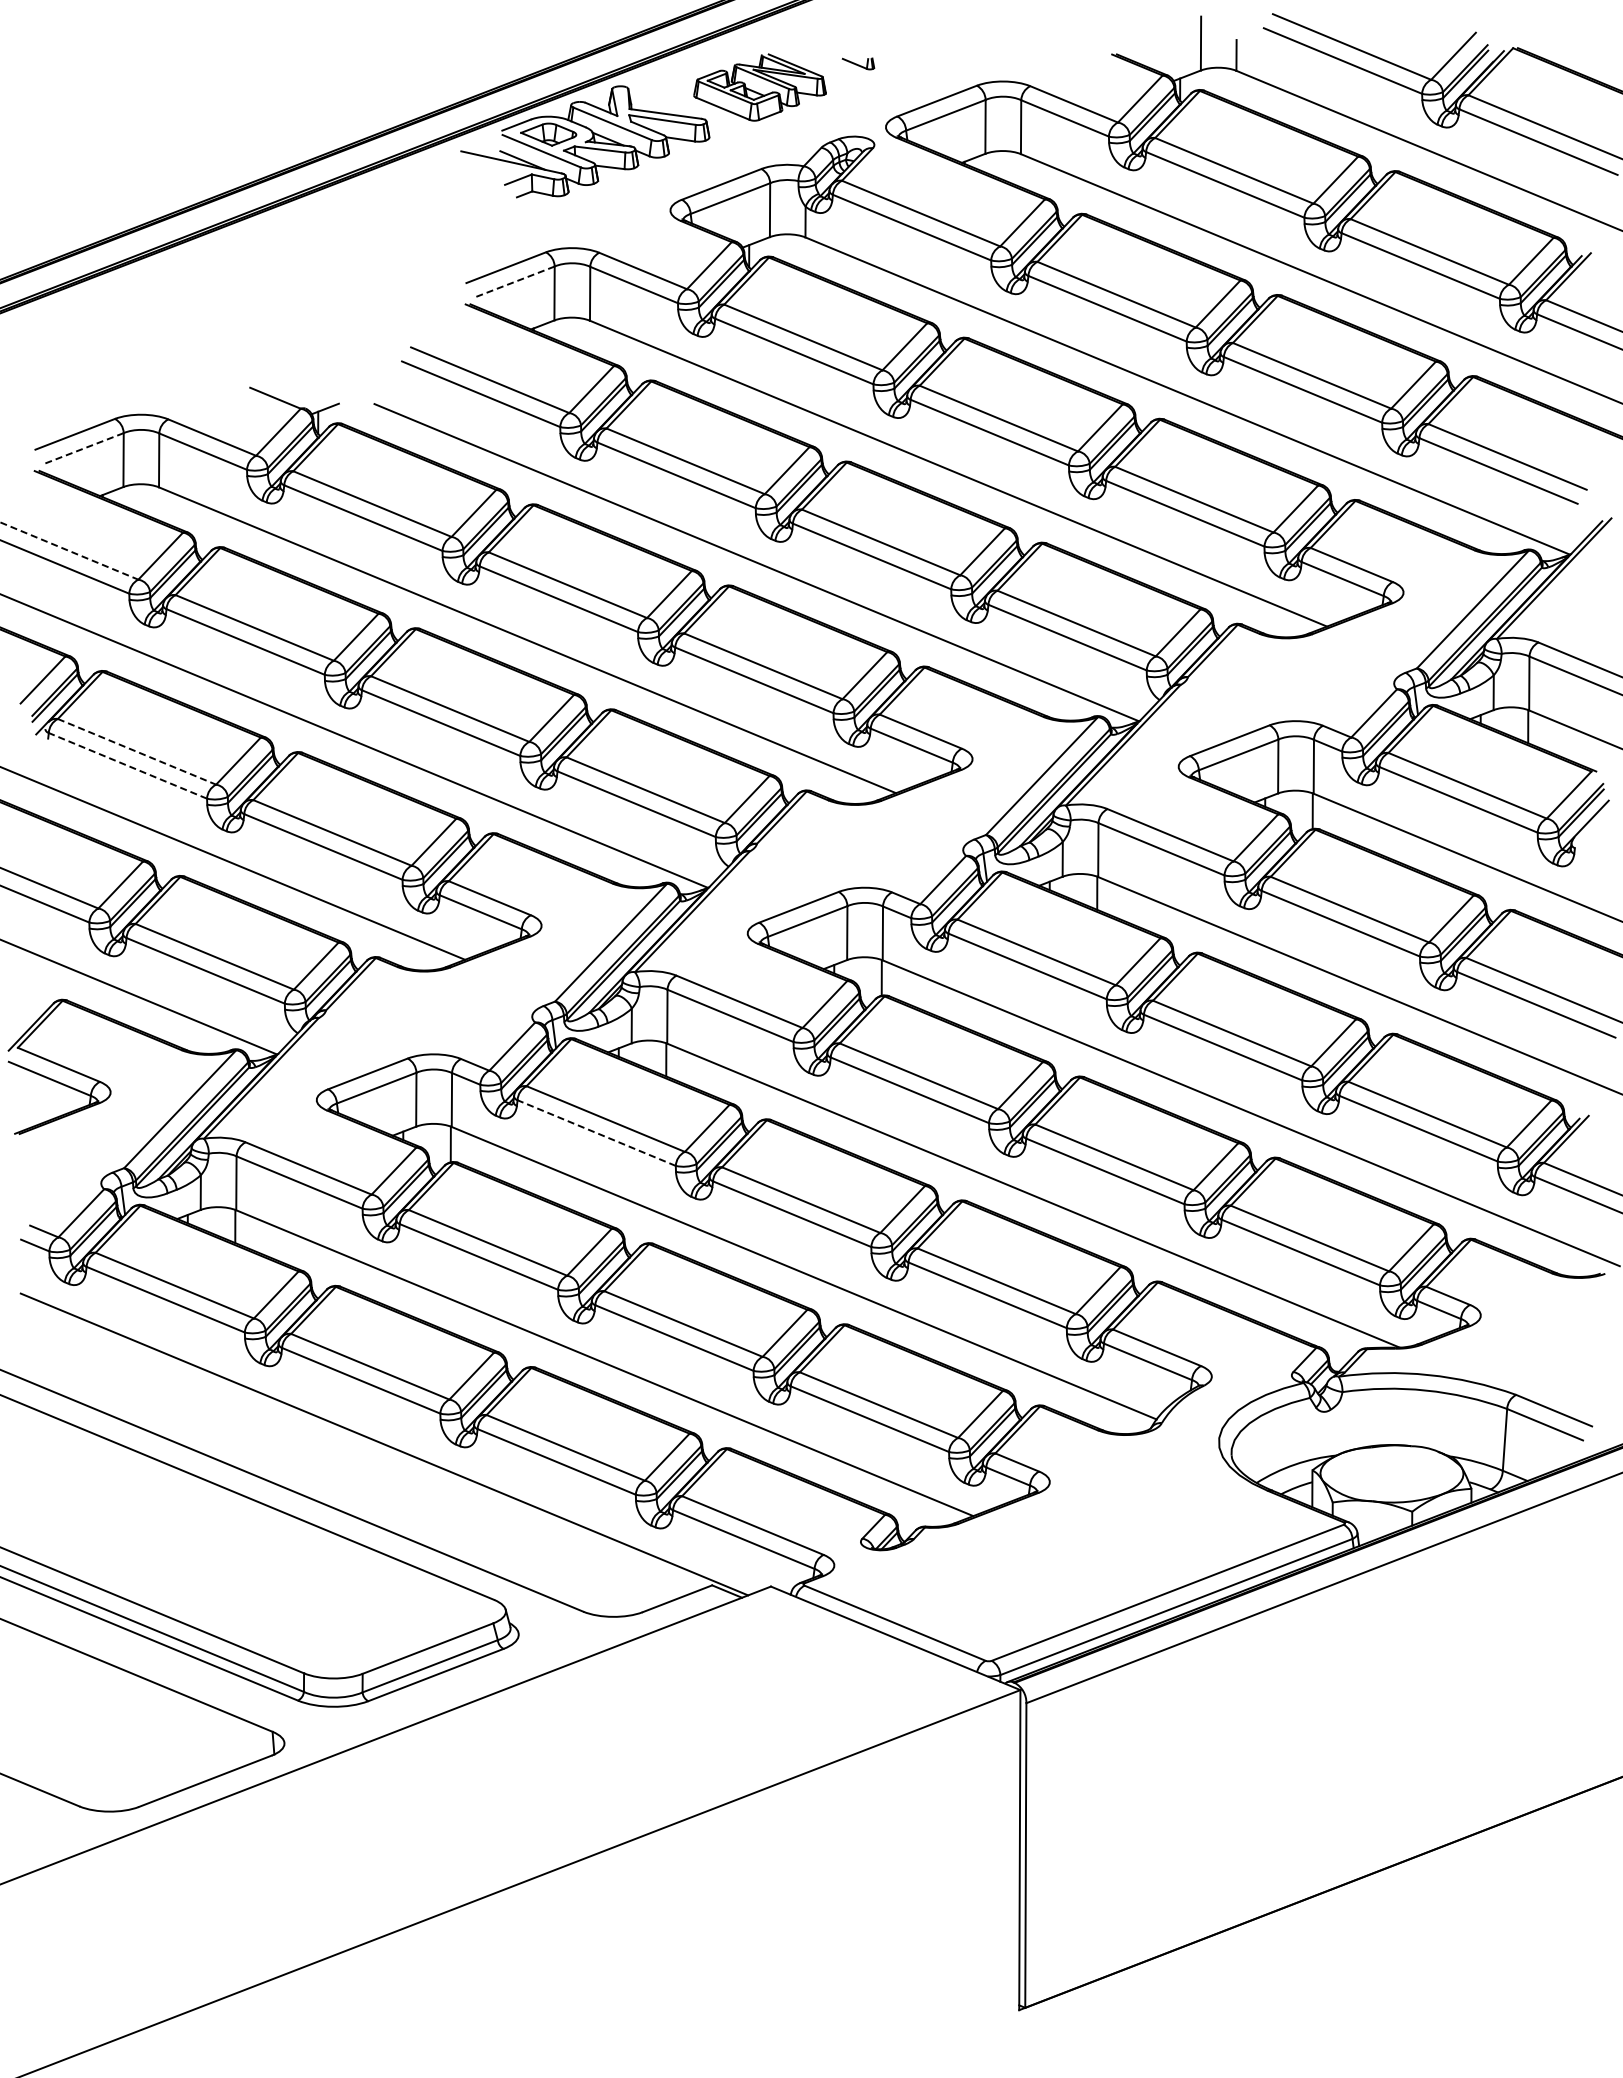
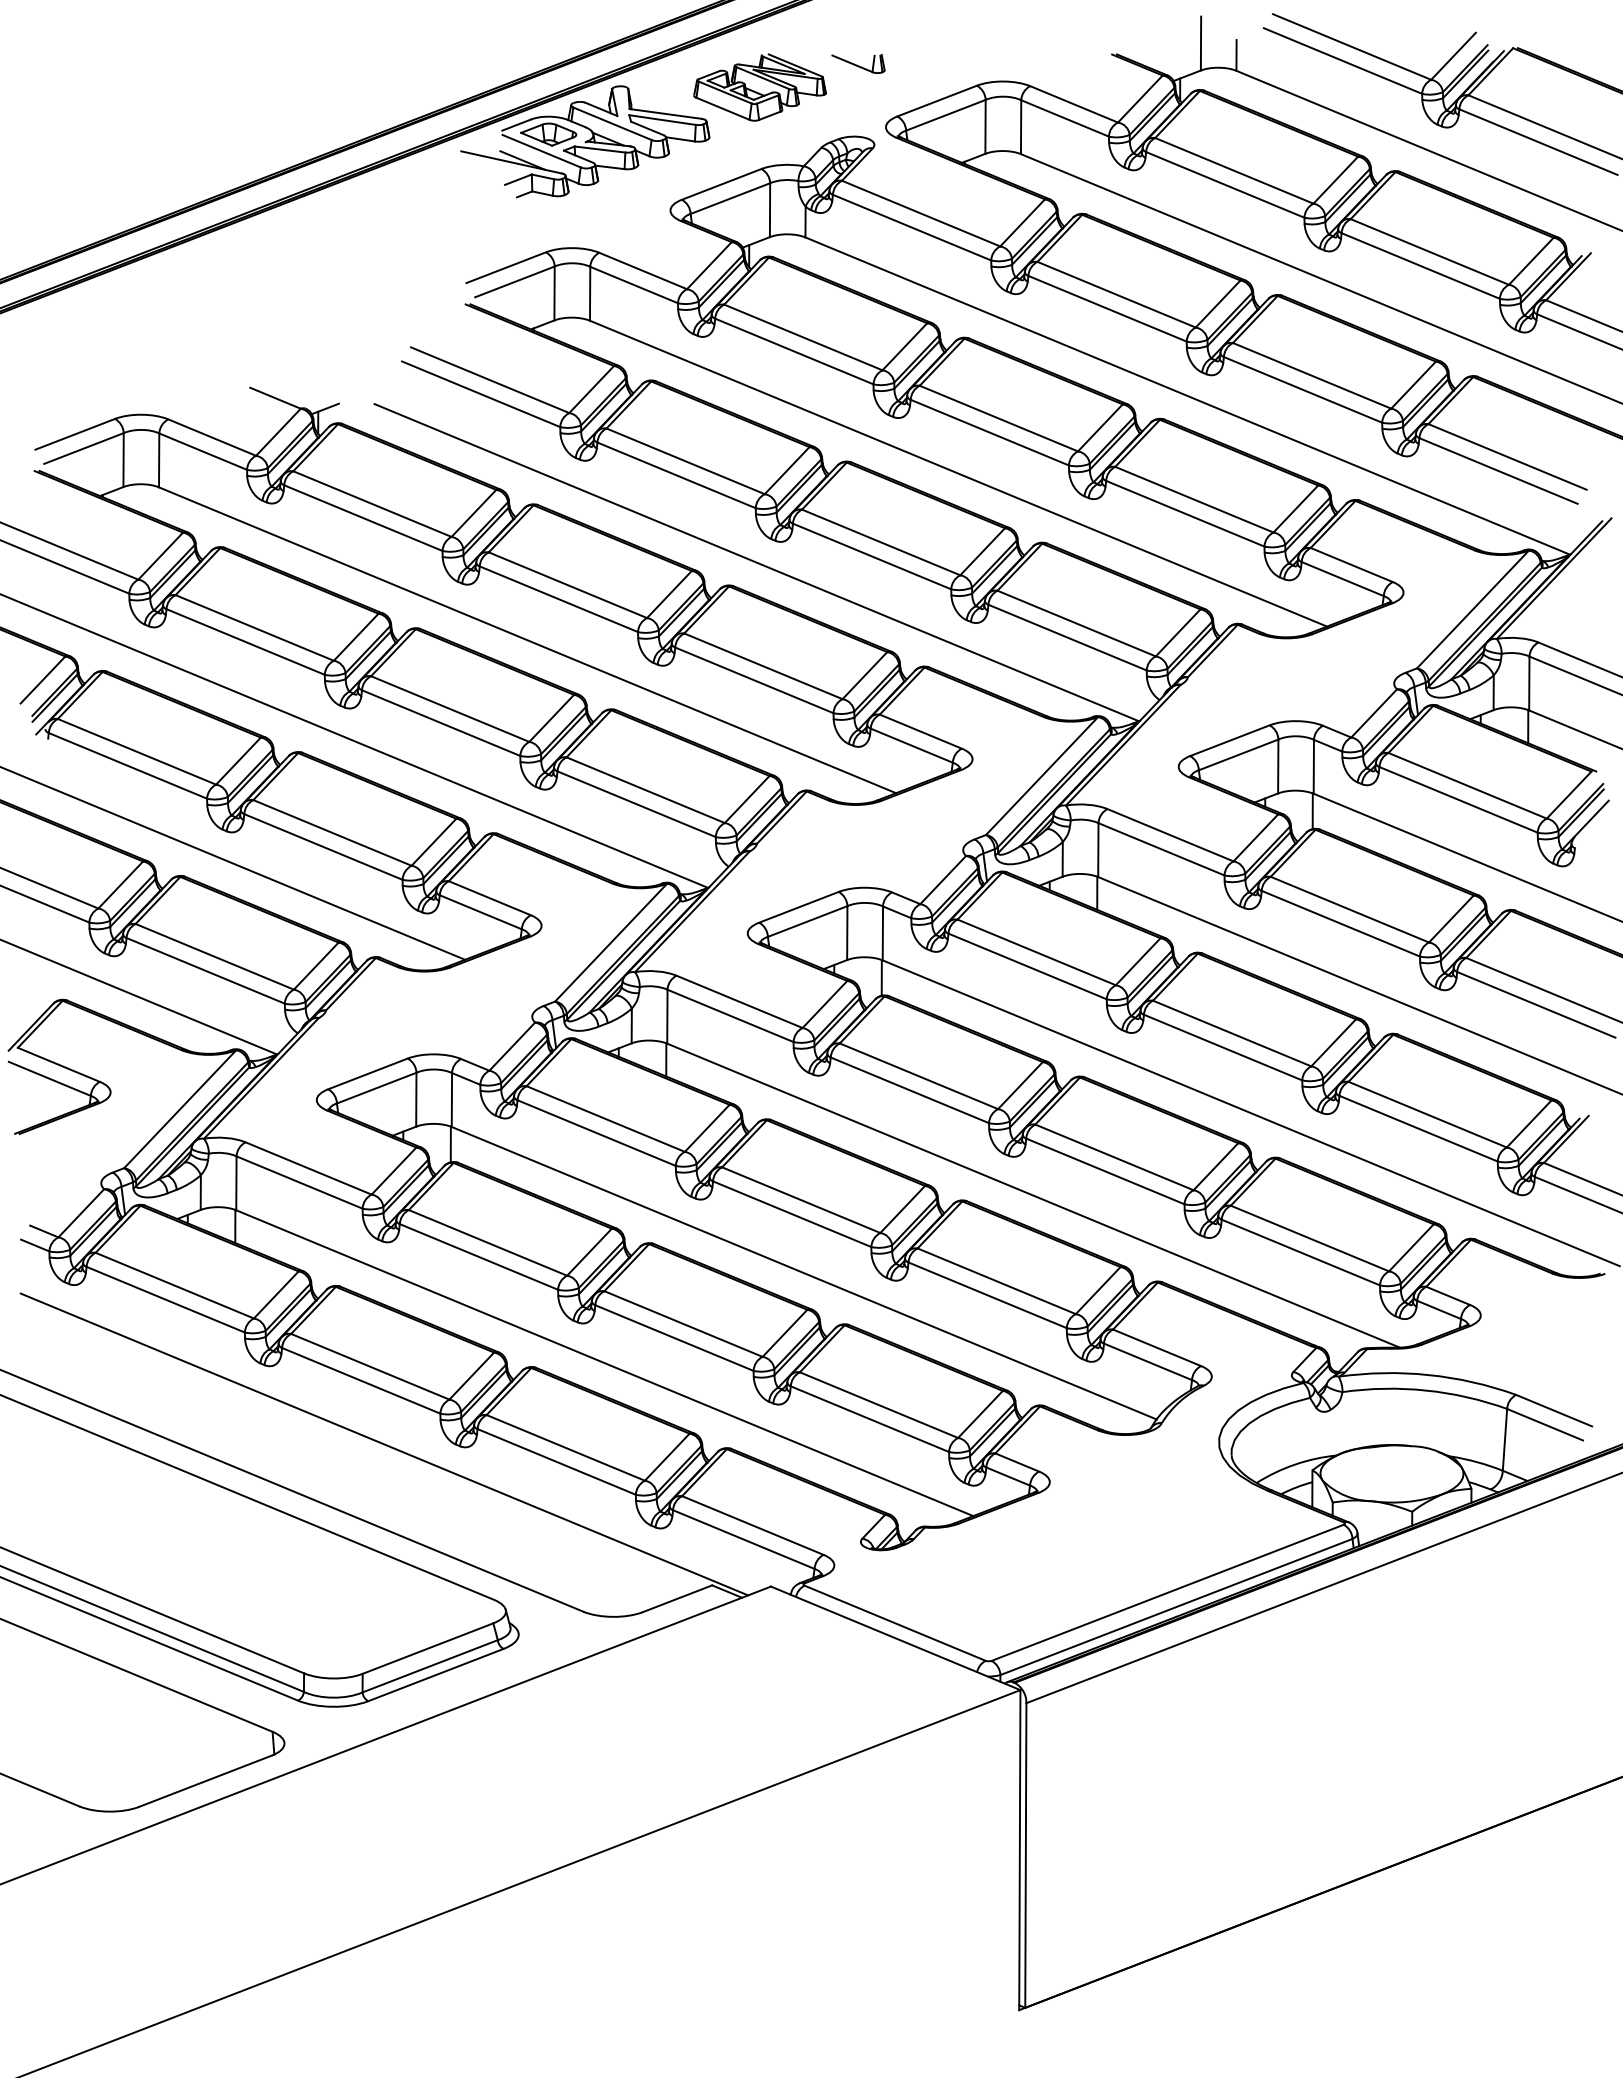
part size: 35x14 px -> 55x20 px (858, 63)
line: dashed -> solid (514, 281)
line: dashed -> solid (83, 448)
line: dashed -> solid (69, 551)
line: dashed -> solid (137, 751)
line: dashed -> solid (127, 765)
line: dashed -> solid (596, 1133)
